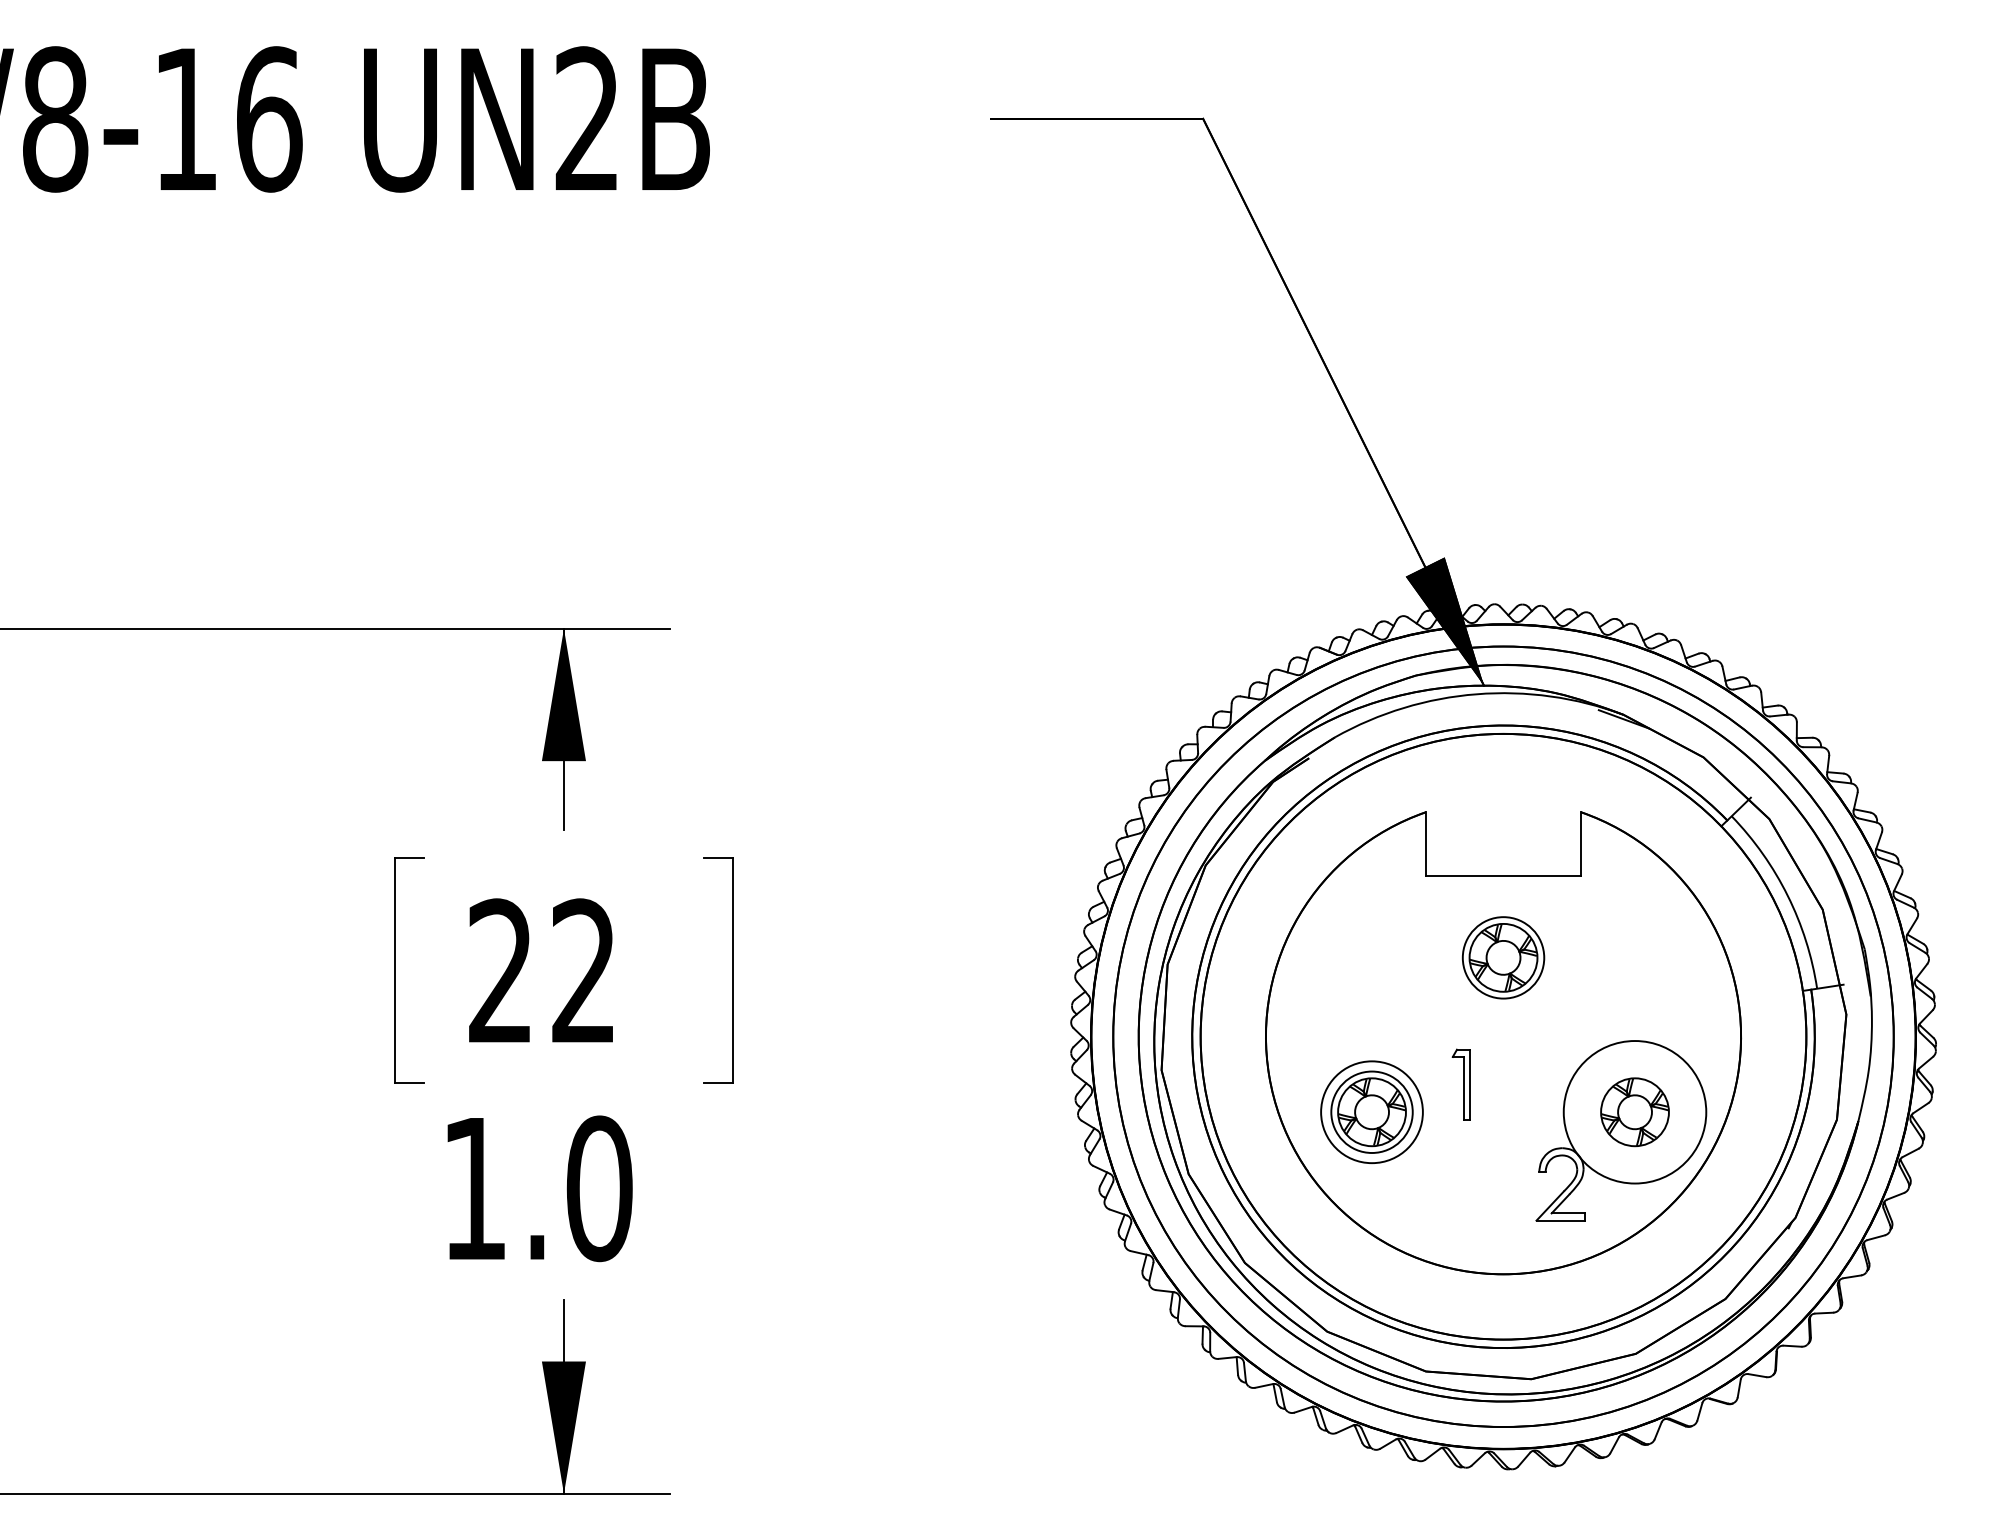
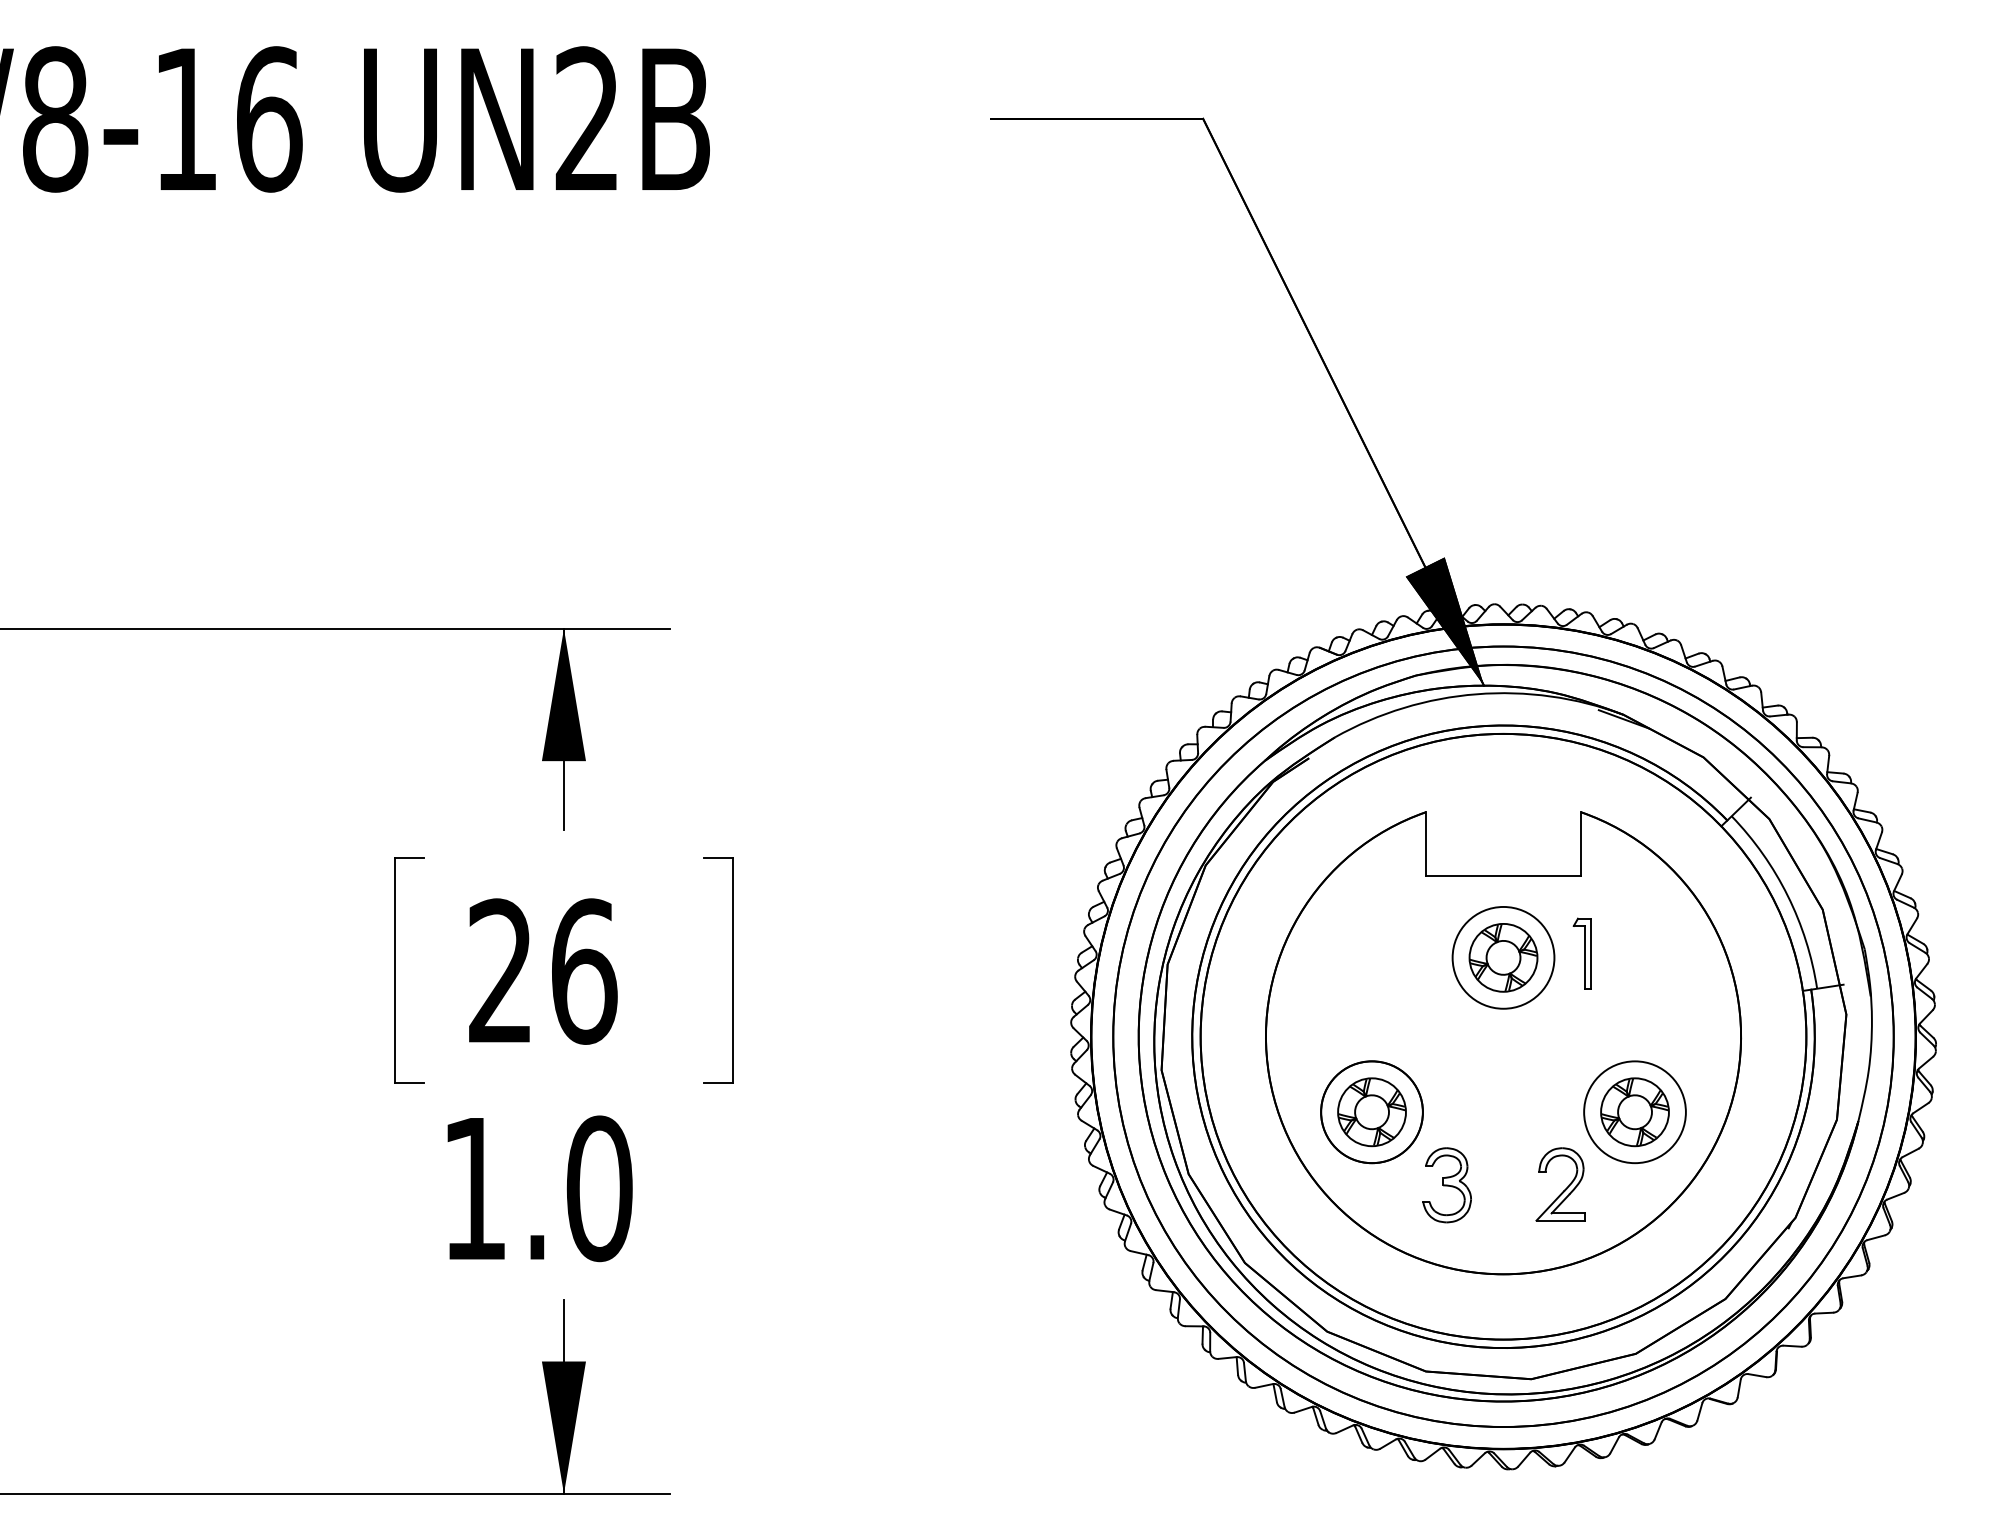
circle diameter: 81 px -> 102 px (1503, 957)
text: 22 -> 26 (584, 971)
part position: (1460, 1084) -> (1581, 953) (1581, 953)
circle diameter: 81 px -> 102 px (1371, 1112)
circle diameter: 143 px -> 102 px (1634, 1112)
part: none -> present (1446, 1185)
